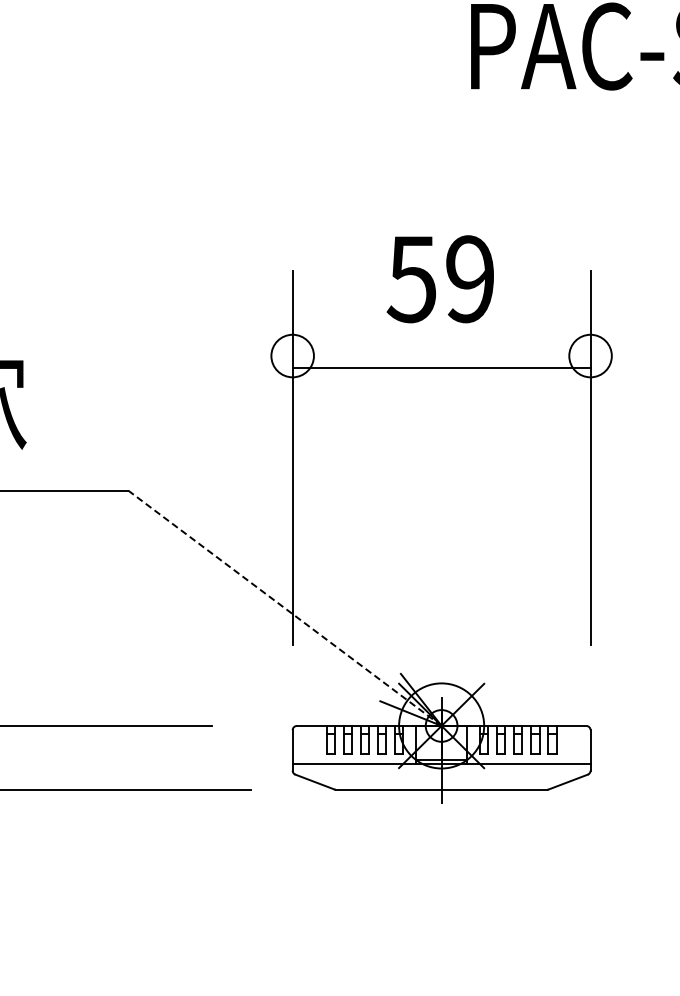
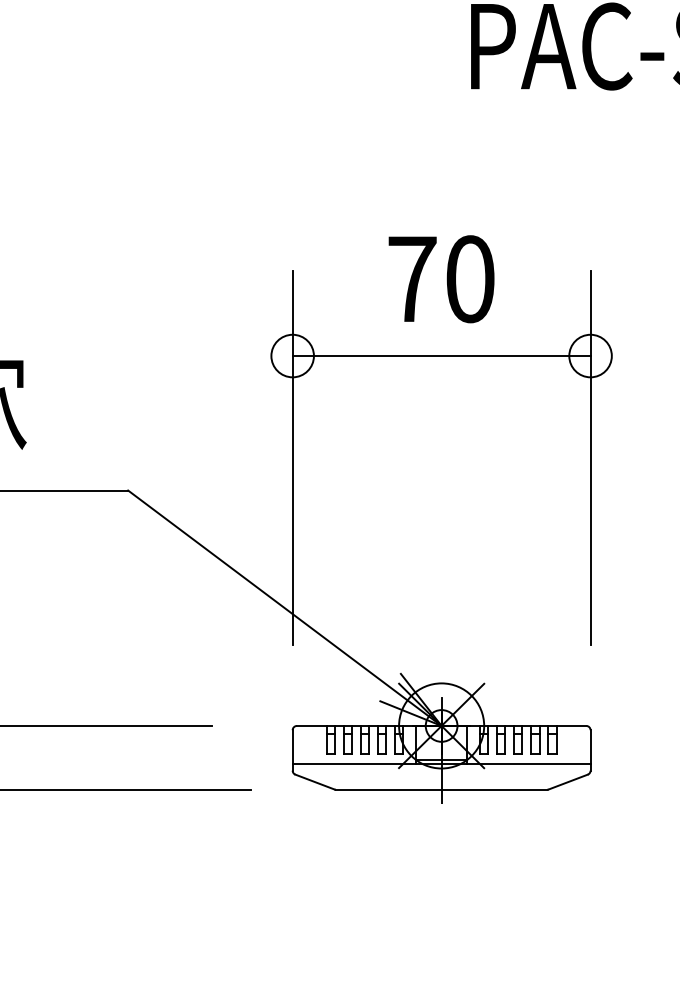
text: 59 -> 70 (440, 279)
line position: (441, 368) -> (441, 356) (441, 356)
line: dashed -> solid (284, 607)
